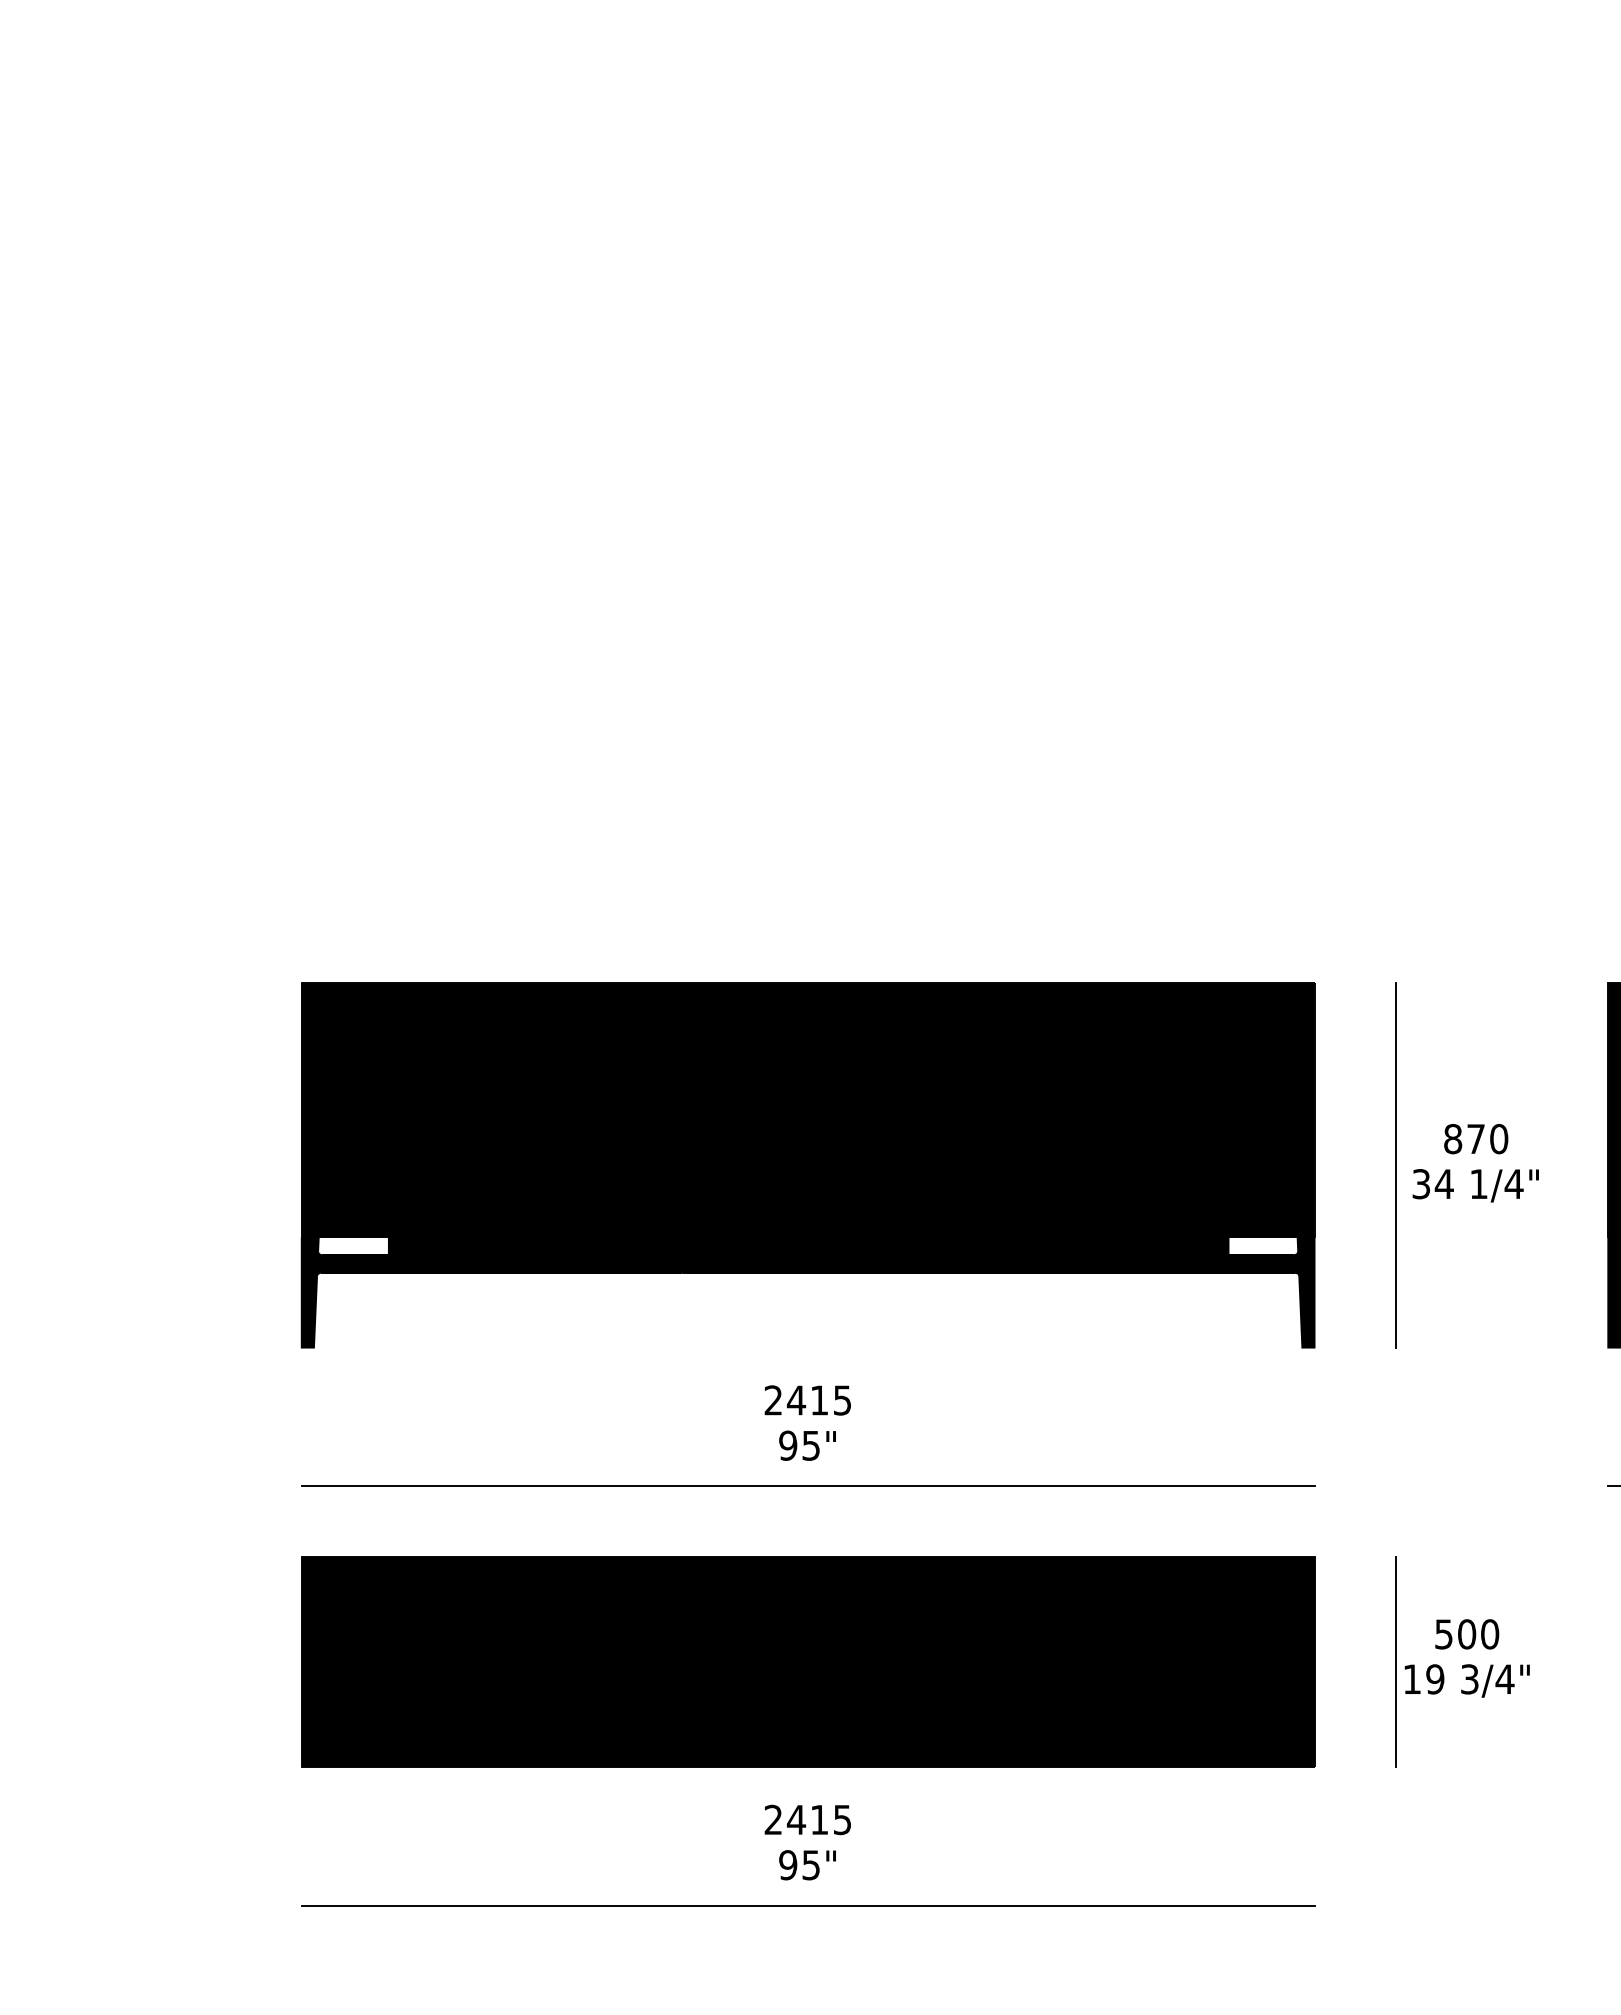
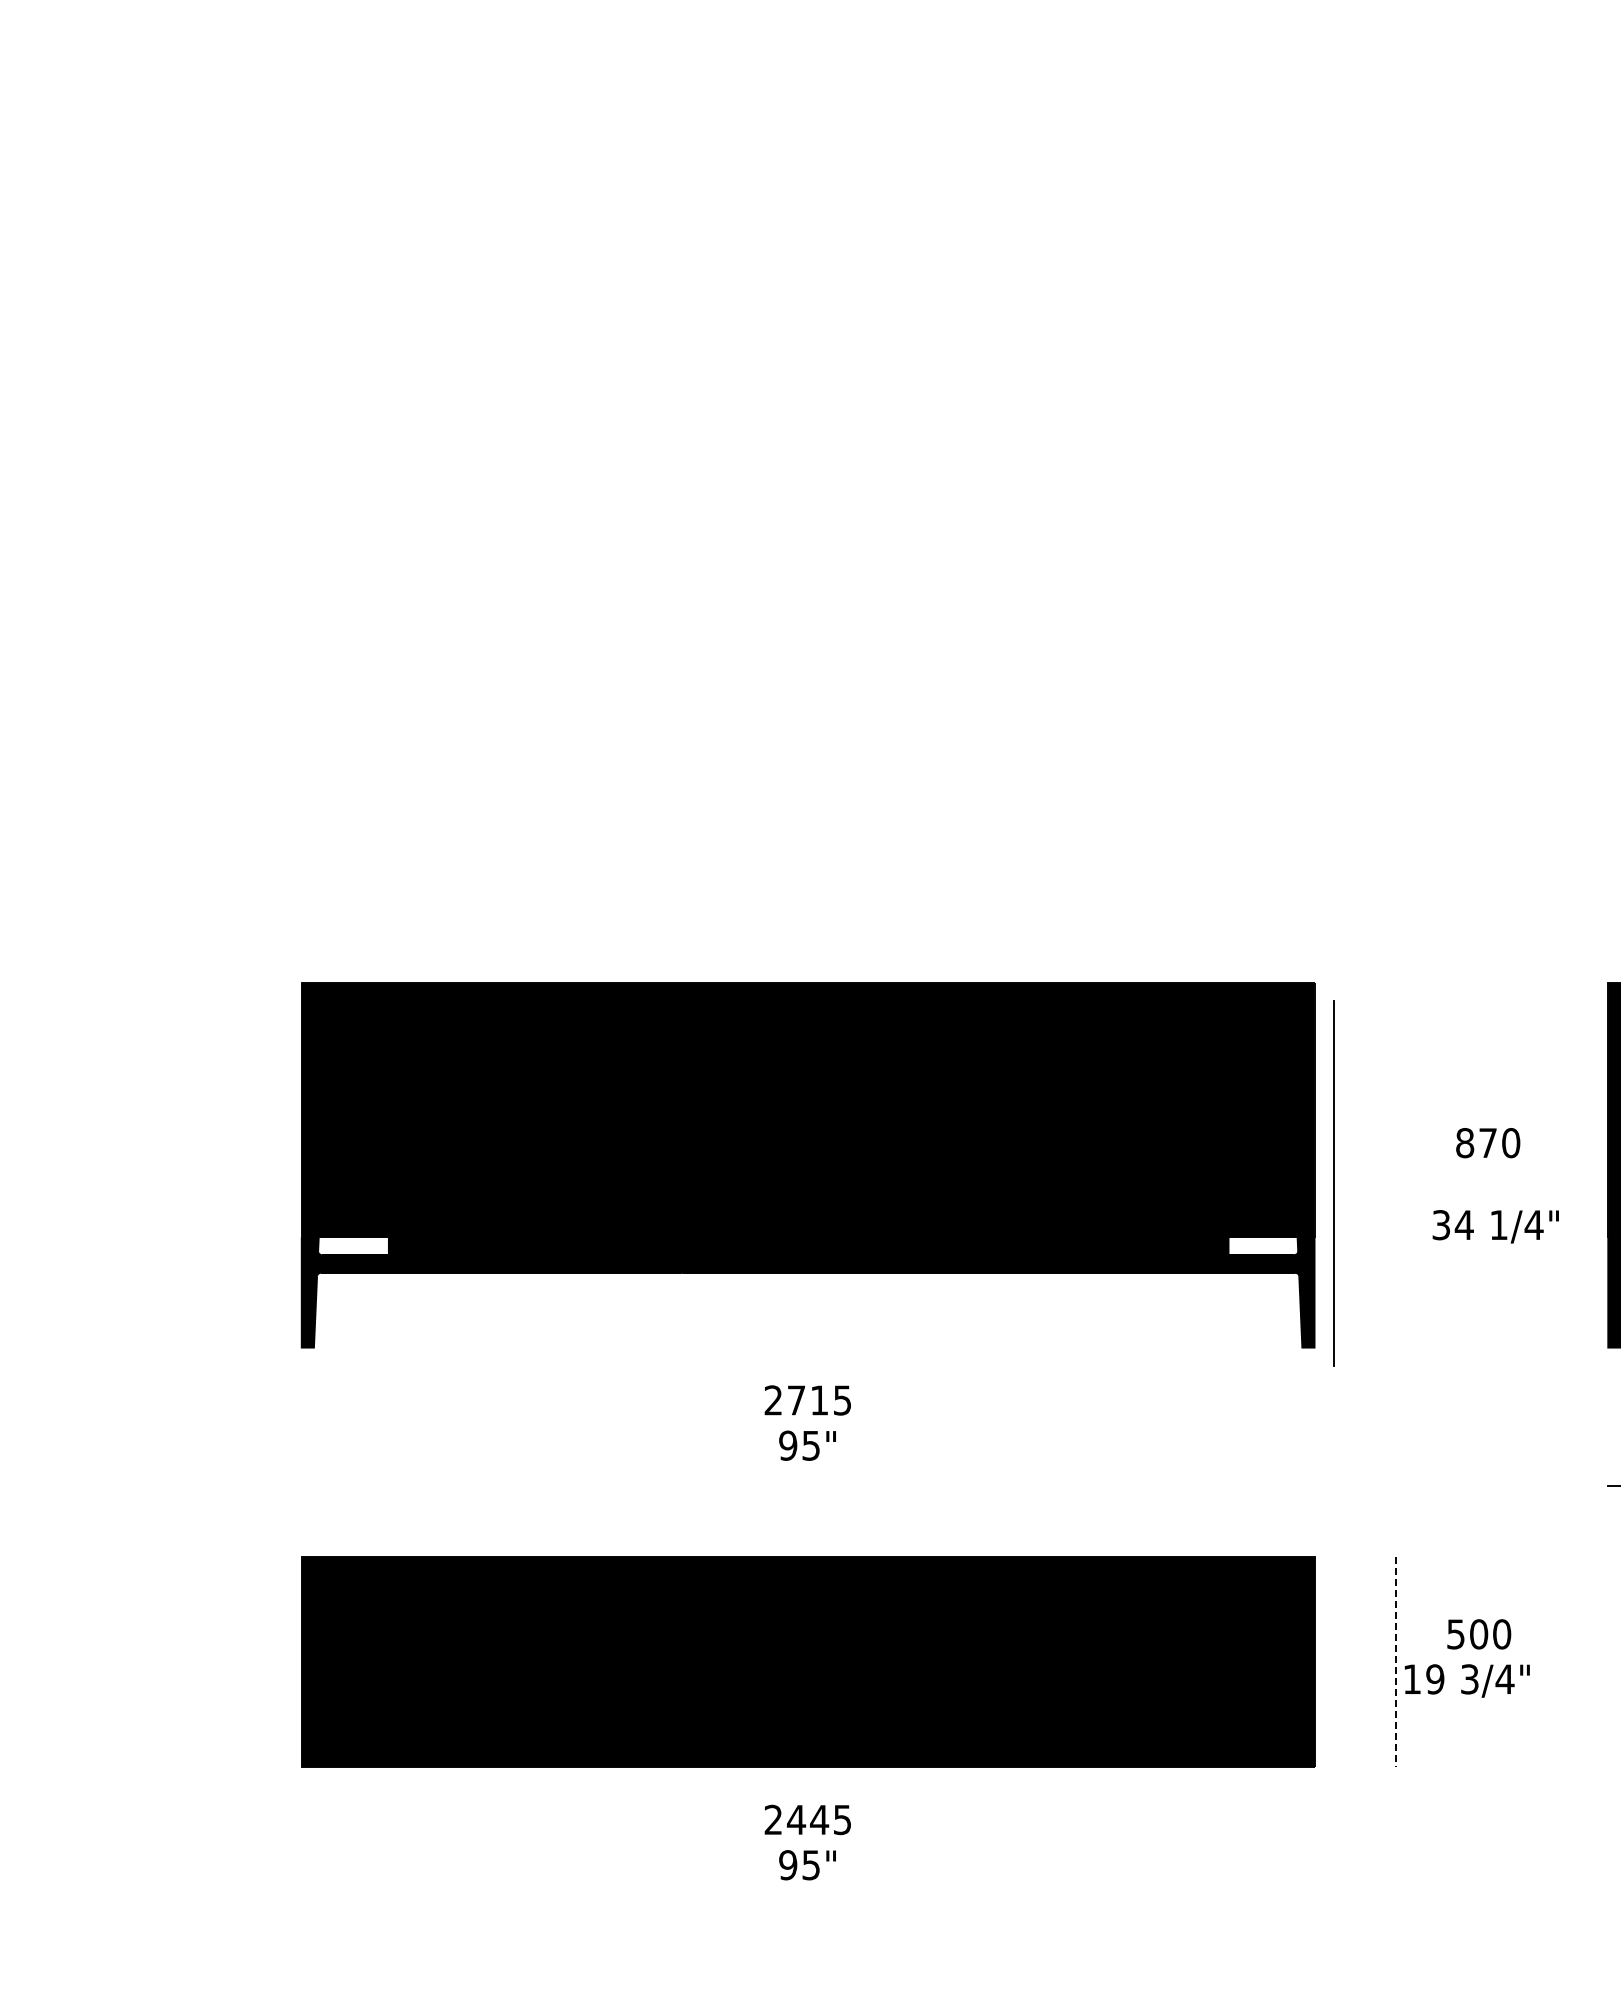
text position: (1476, 1139) -> (1488, 1143) (1488, 1143)
line position: (1395, 1165) -> (1333, 1183) (1333, 1183)
text position: (1475, 1185) -> (1495, 1226) (1495, 1226)
text: 2415 -> 2715 (796, 1400)
line: present -> none (807, 1486)
text position: (1467, 1634) -> (1479, 1634) (1479, 1634)
line: solid -> dashed (1396, 1662)
text: 2415 -> 2445 (819, 1819)
line: present -> none (807, 1905)
